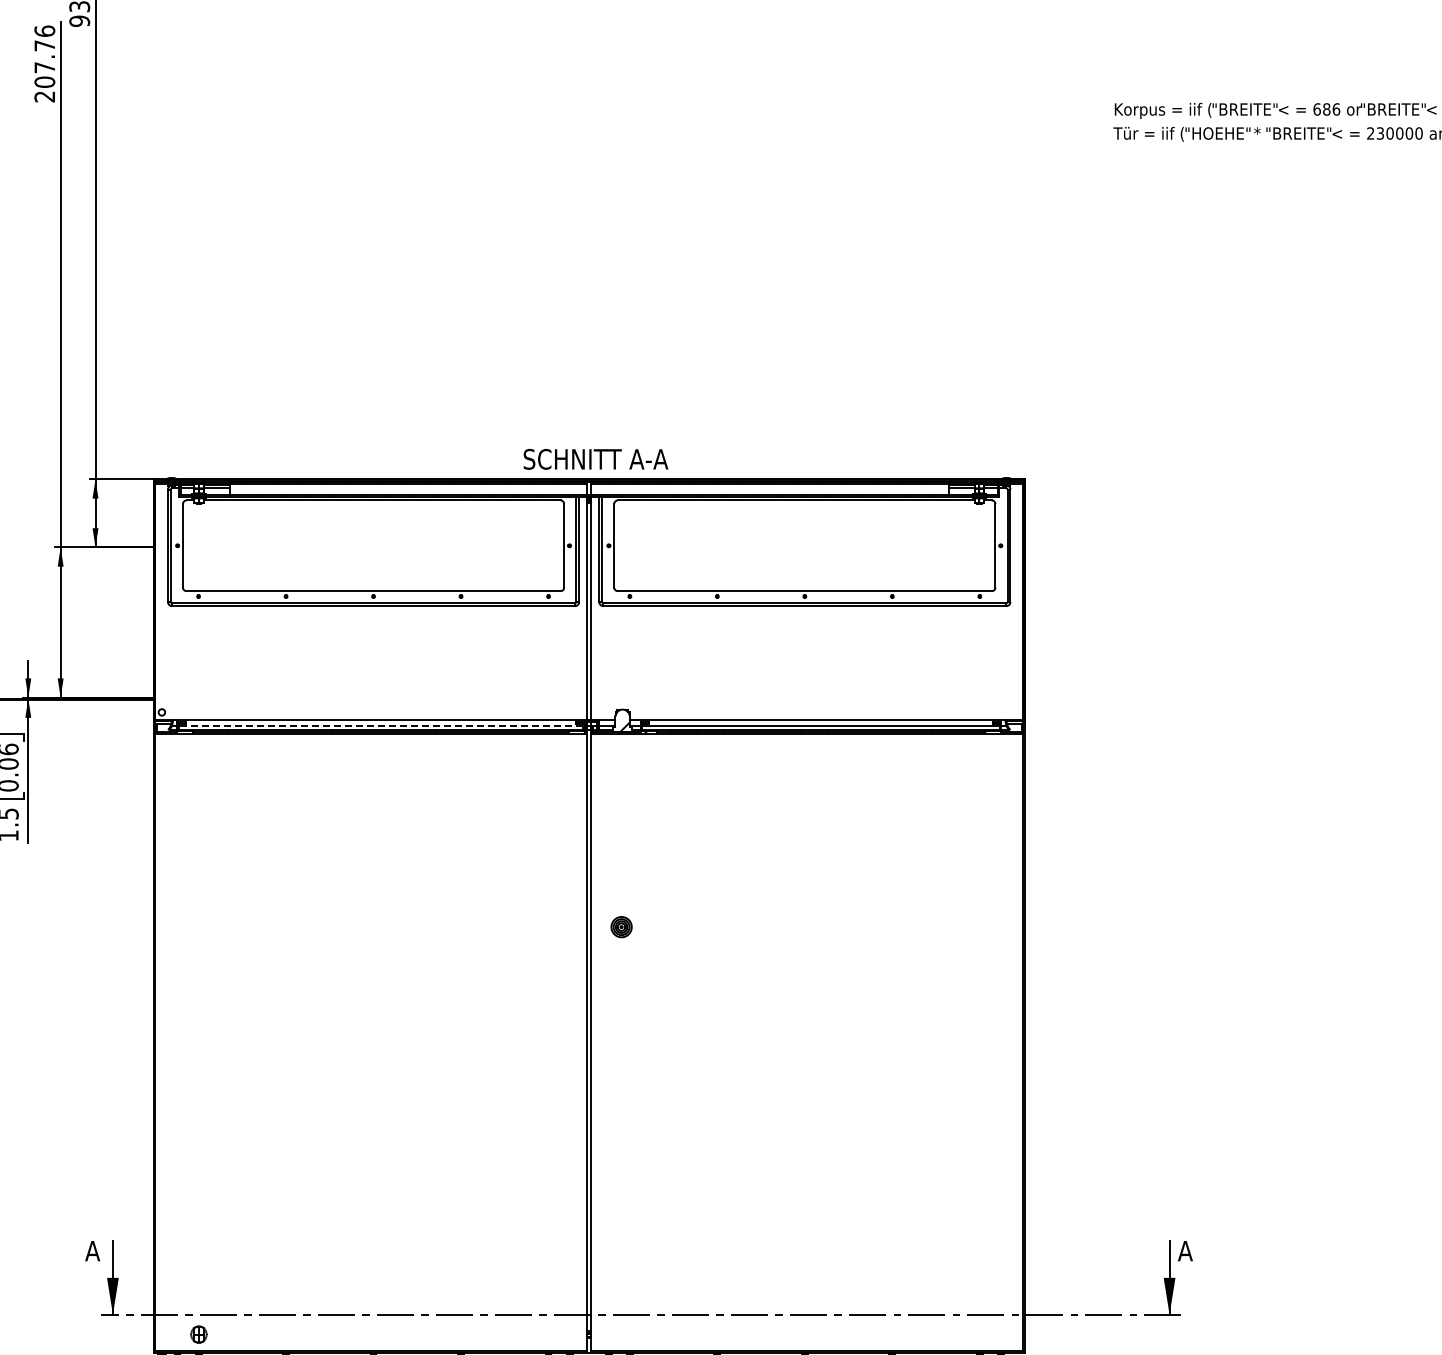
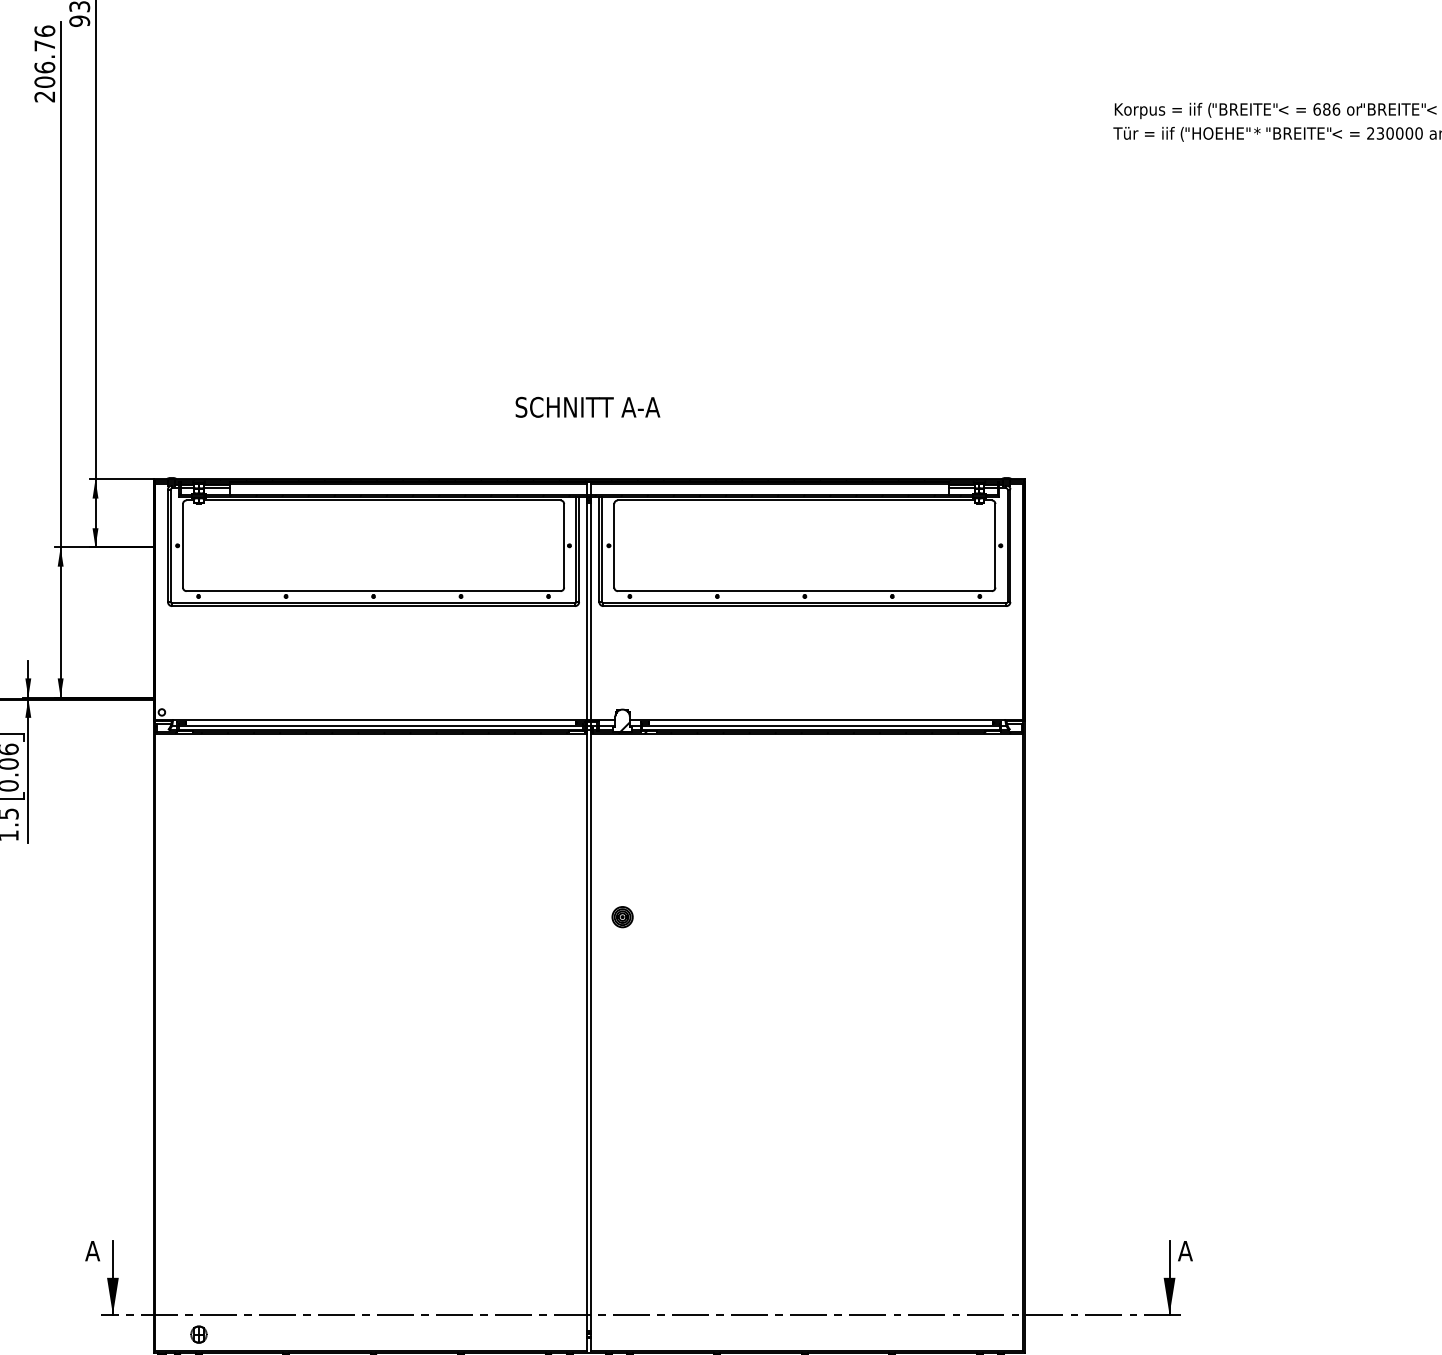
text: 207.76 -> 206.76 (44, 67)
text position: (595, 458) -> (587, 406) (587, 406)
line: dashed -> solid (380, 725)
part position: (621, 927) -> (622, 917) (622, 917)
